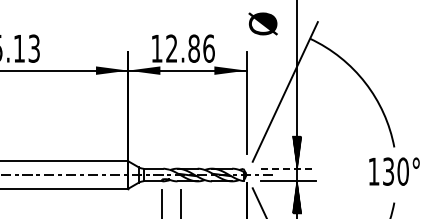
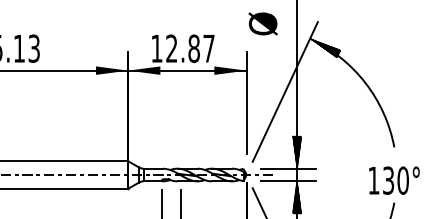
hatch: none -> present (325, 47)
text: 12.86 -> 12.87 (208, 48)
line: dashed -> solid (288, 168)
text position: (394, 171) -> (394, 180) (394, 180)
